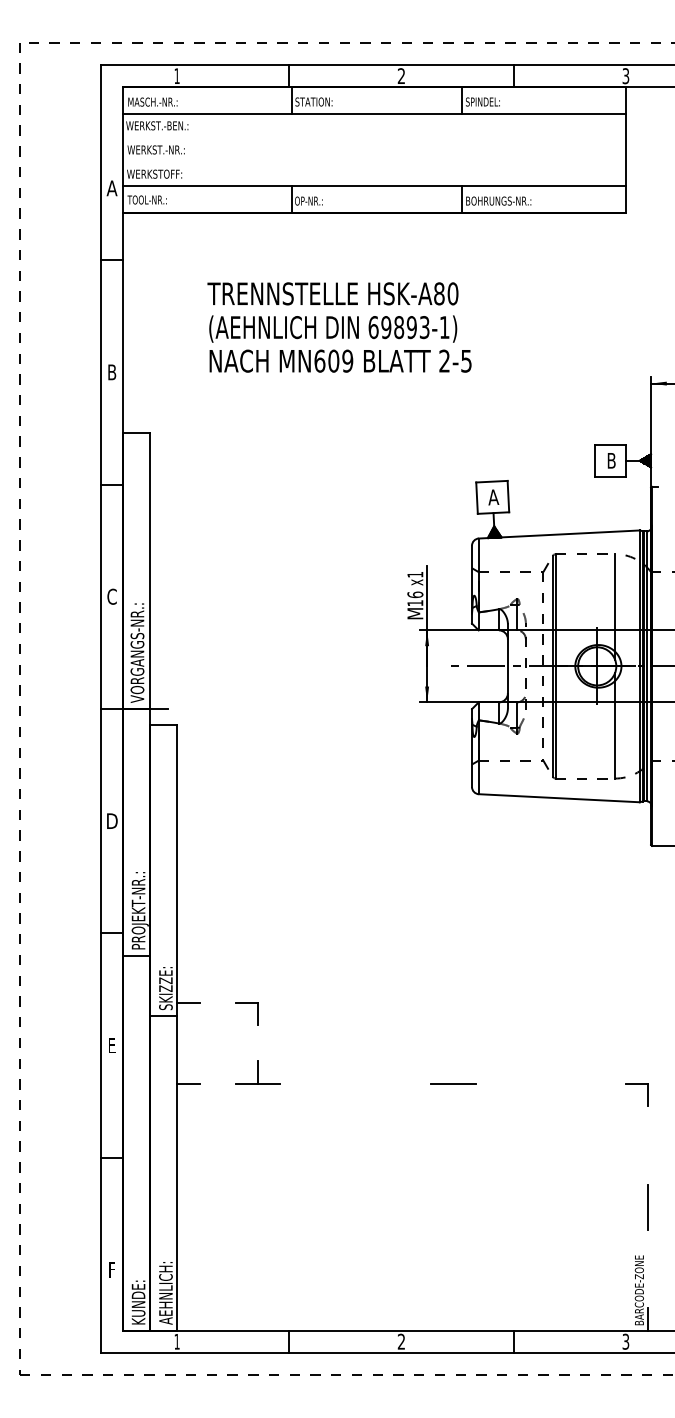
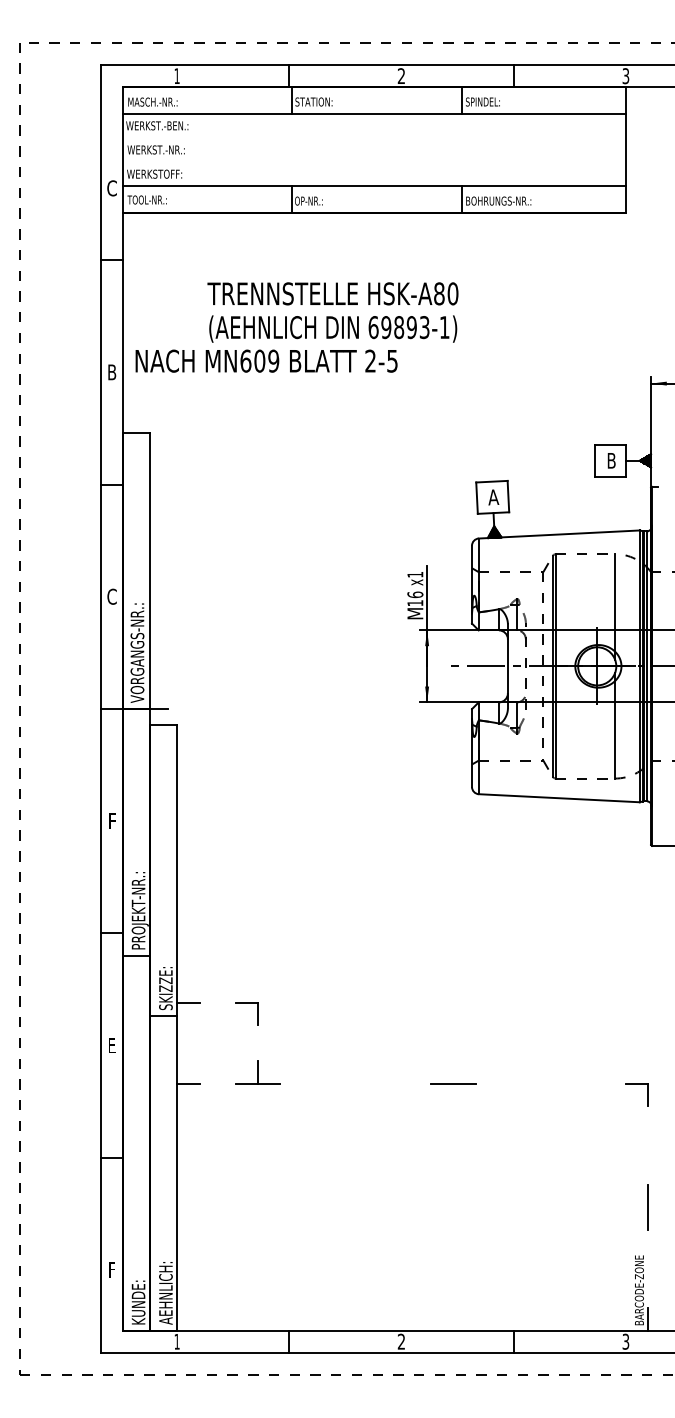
text: A -> C (111, 188)
text position: (340, 360) -> (266, 360) (266, 360)
text: D -> F (112, 820)
